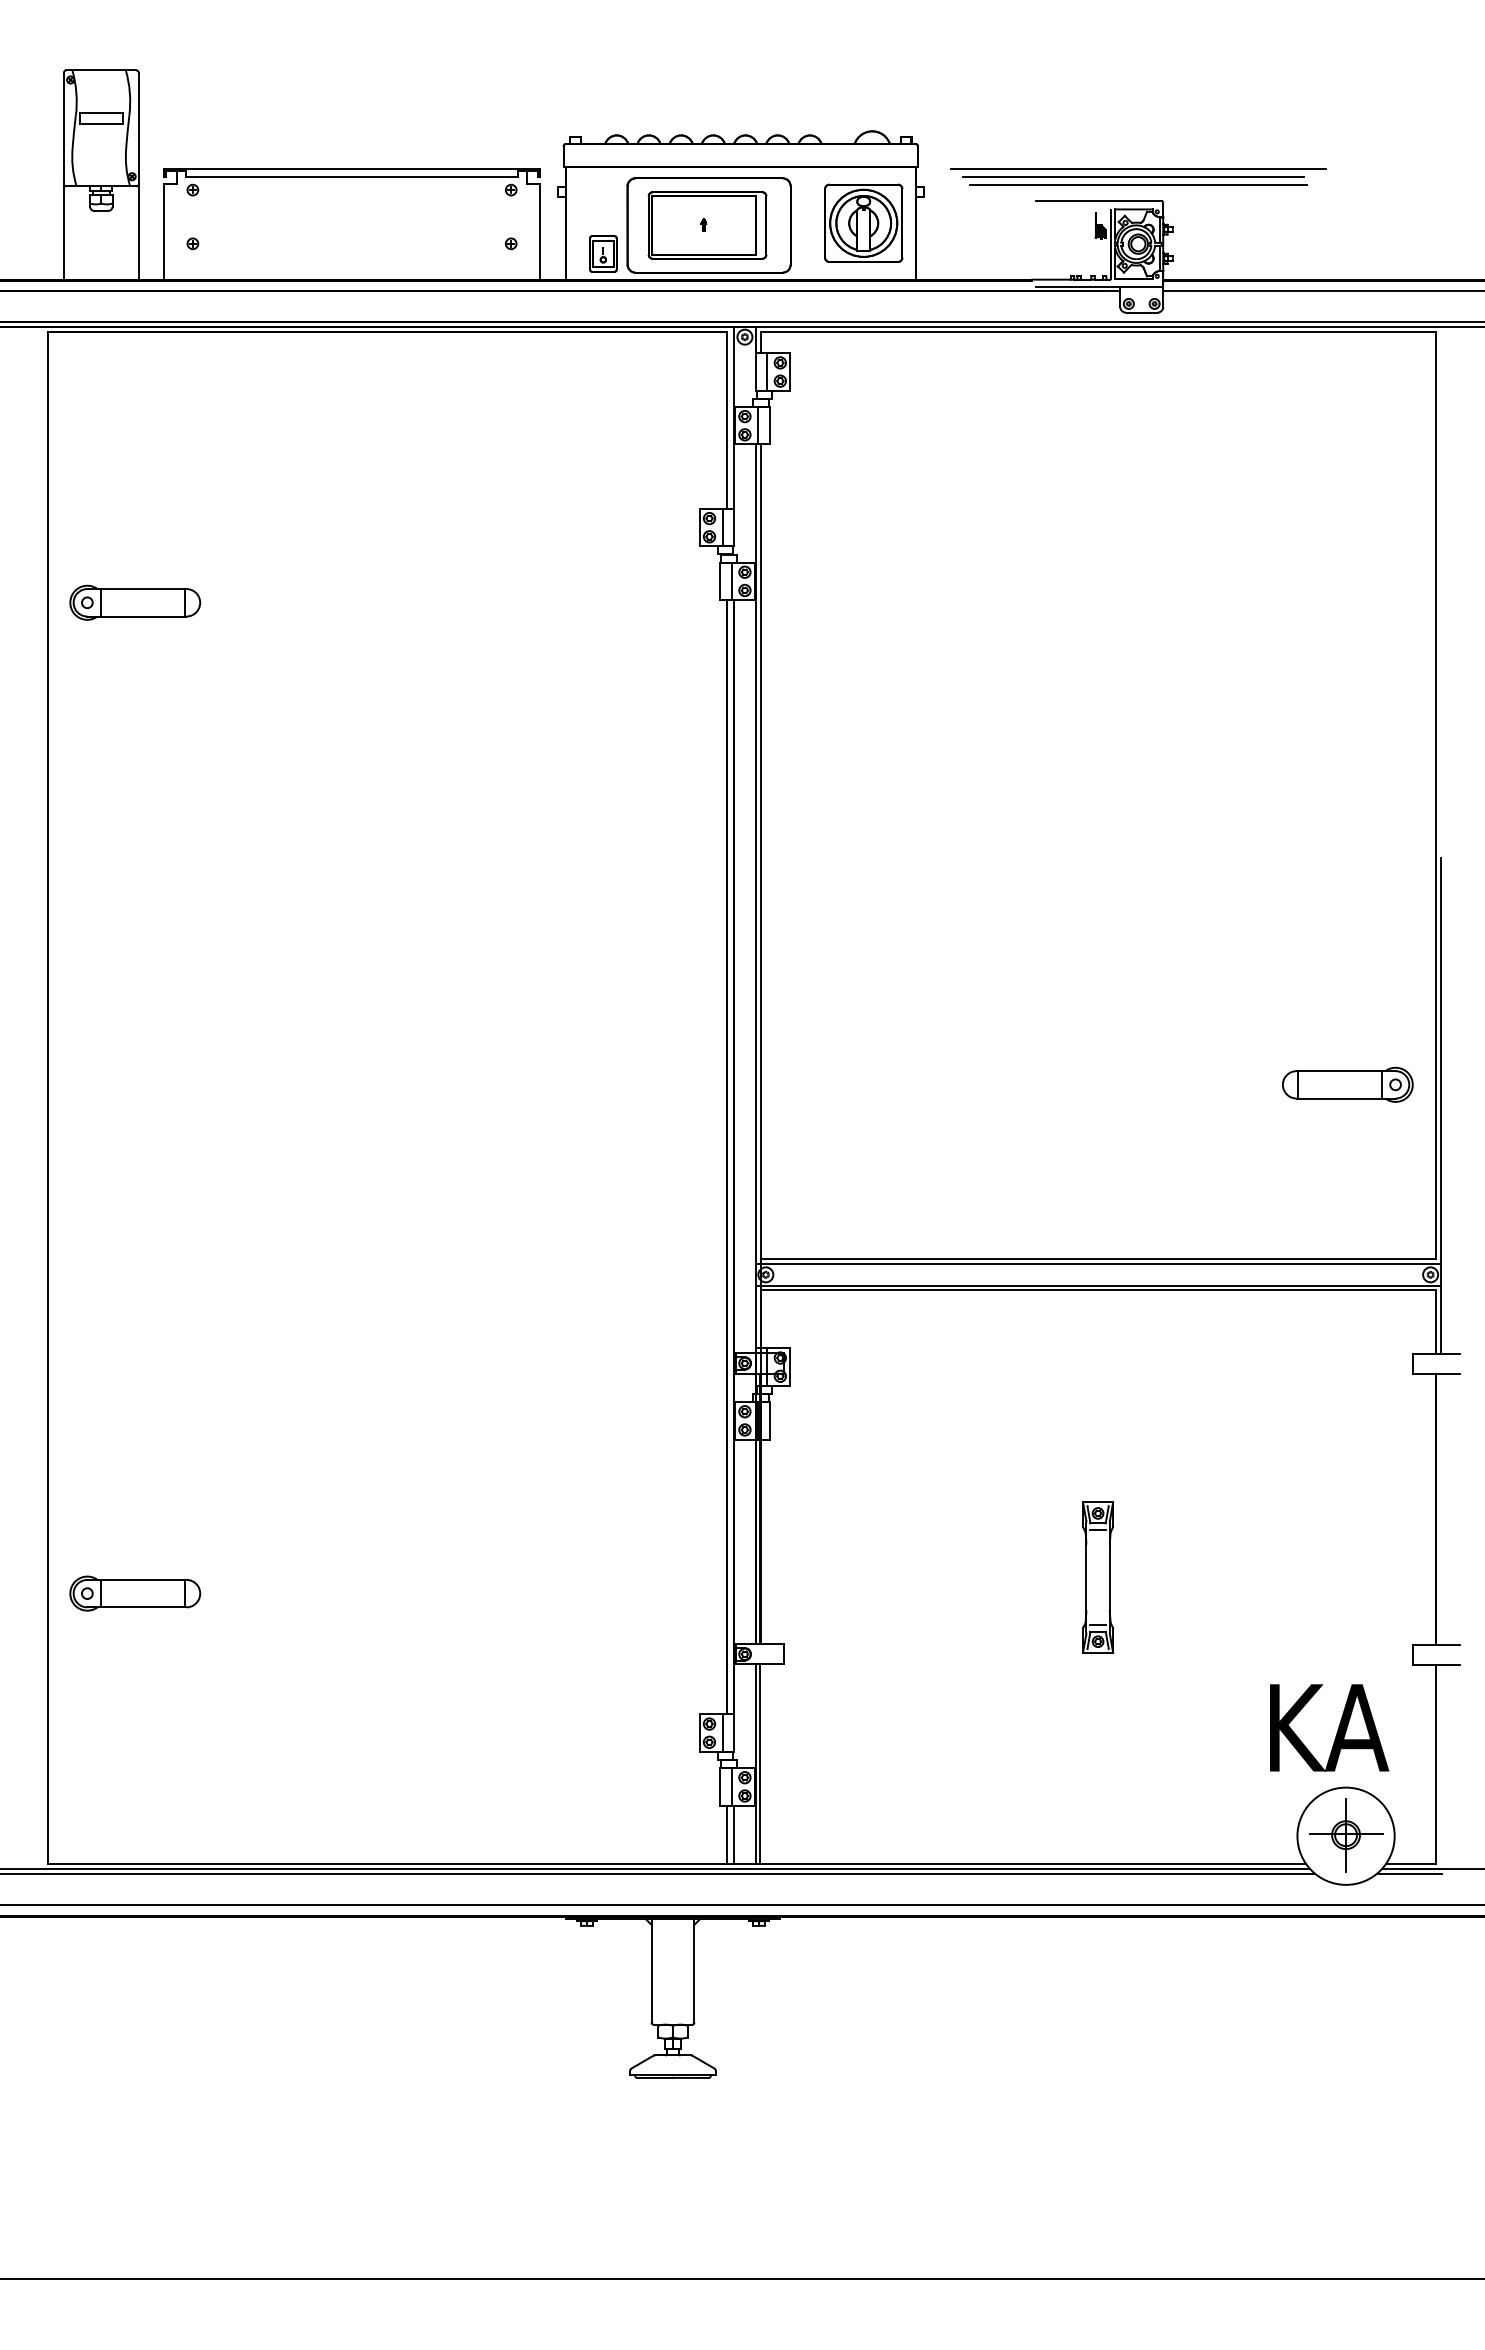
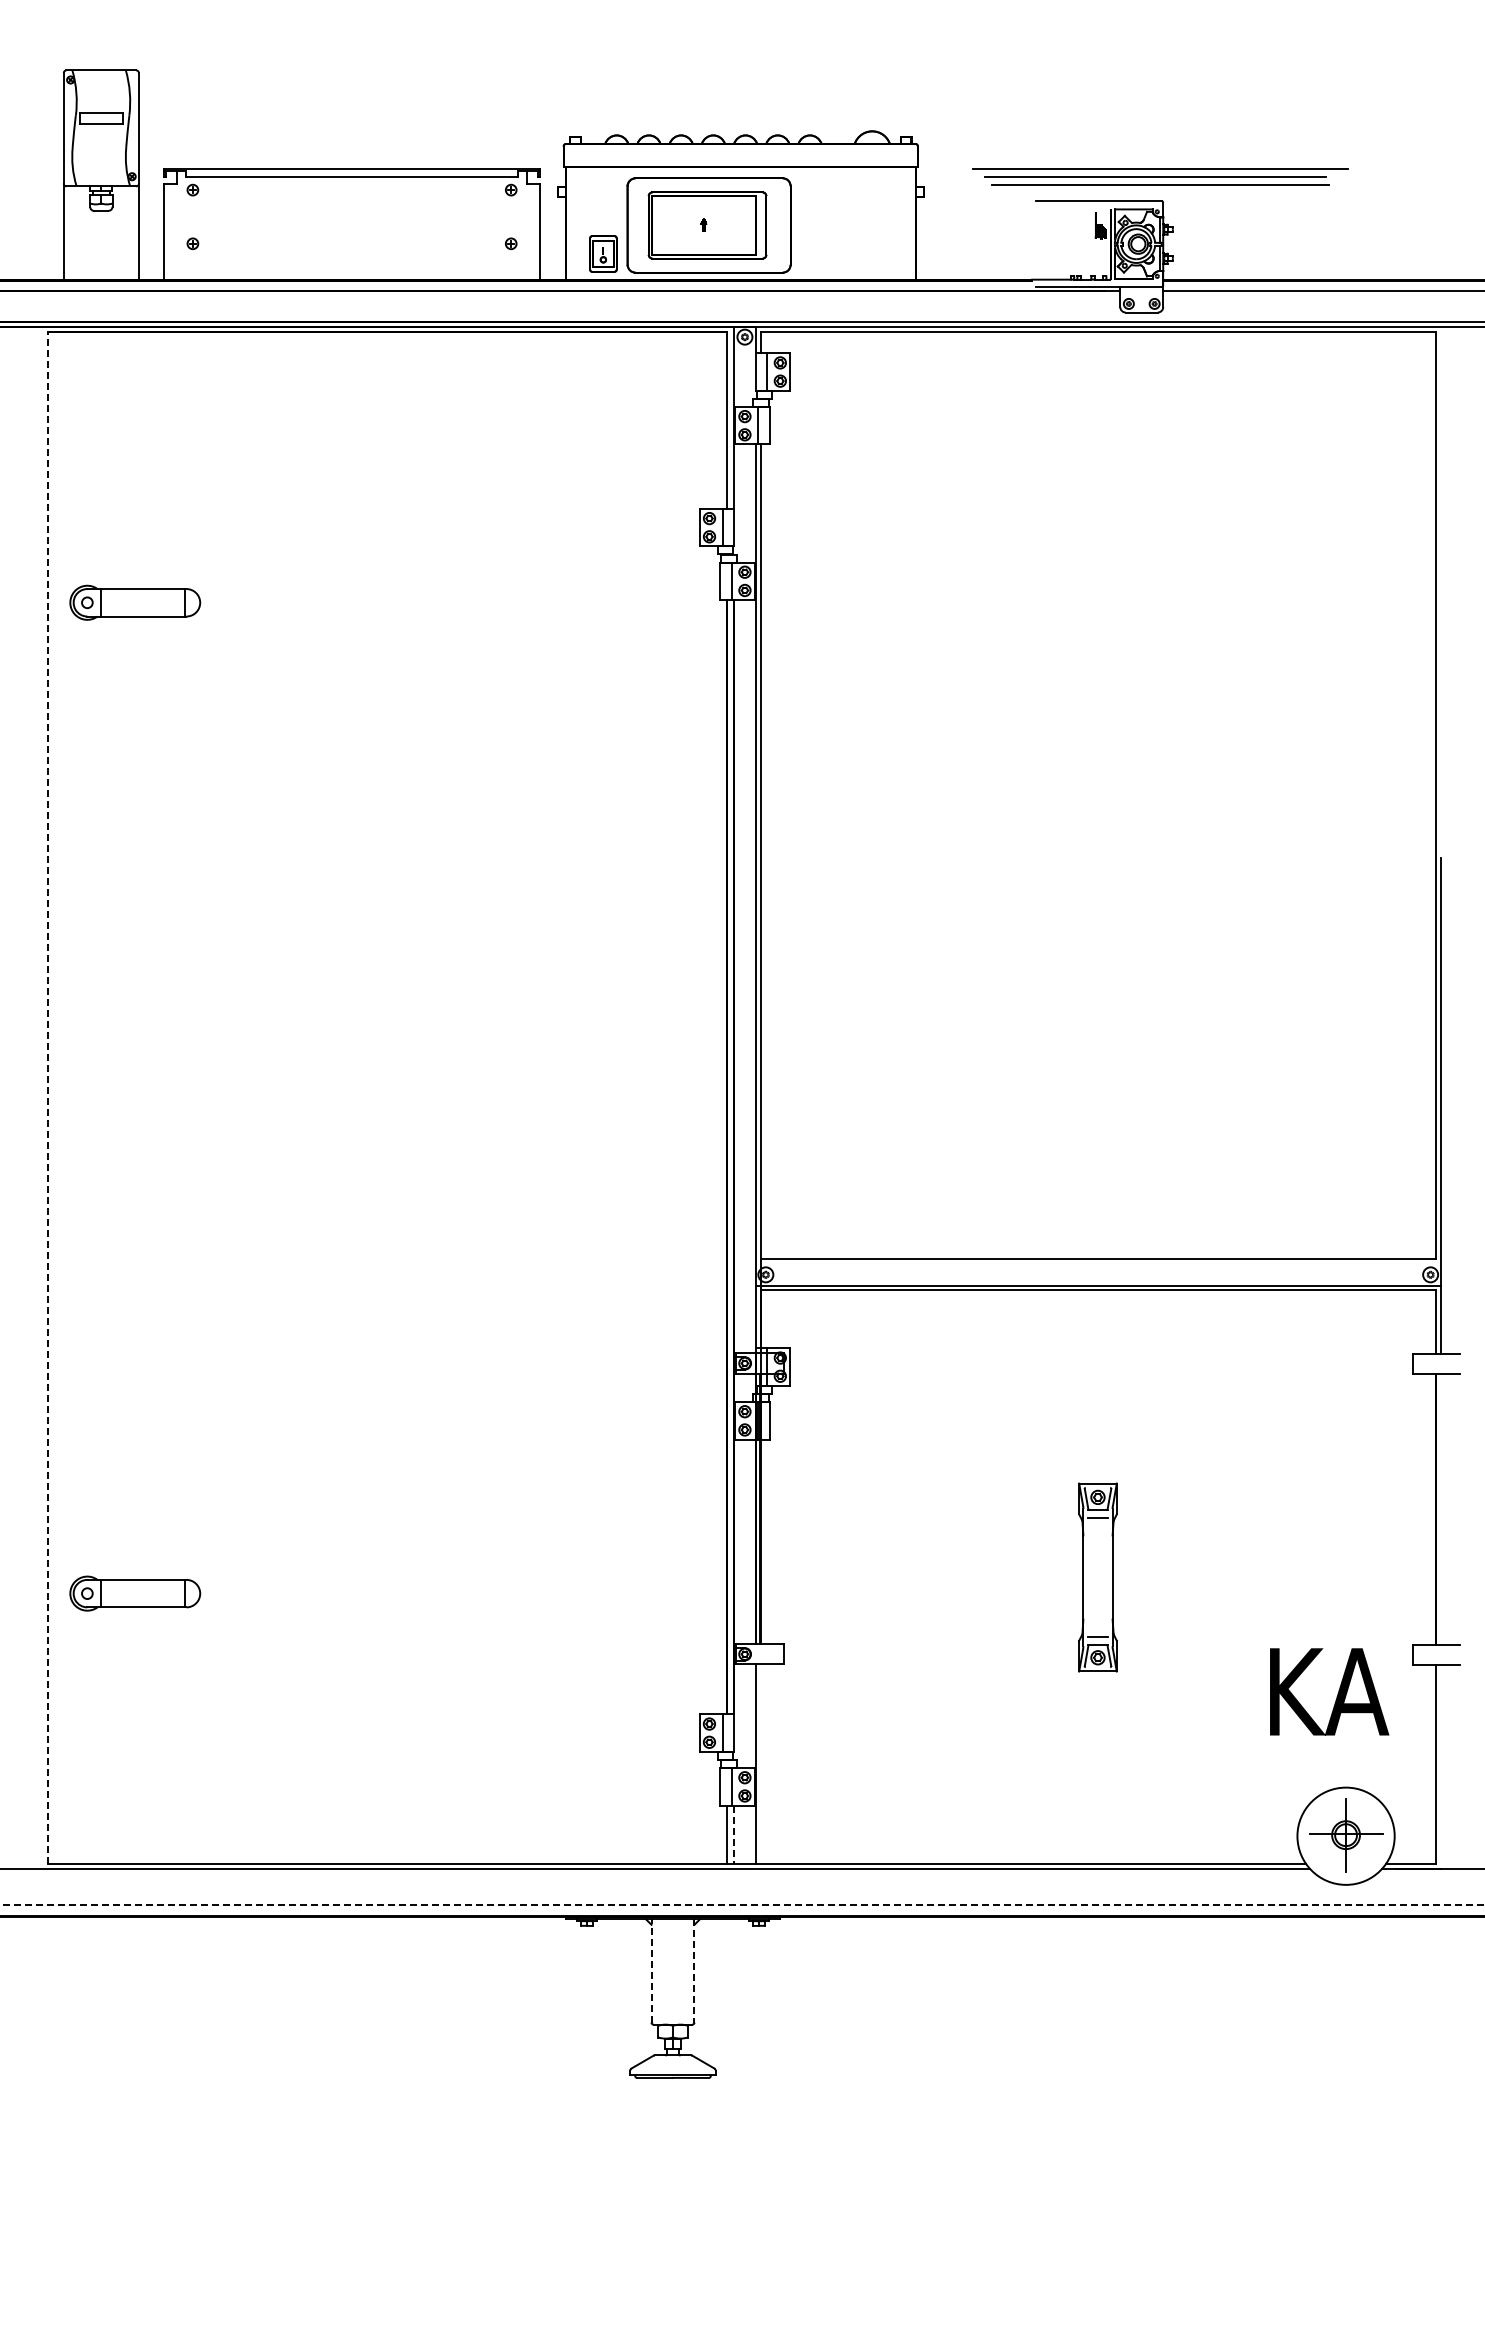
part position: (1138, 176) -> (1160, 176) (1160, 176)
part: present -> none (863, 222)
part: present -> none (1347, 1084)
line: solid -> dashed (47, 1097)
line: present -> none (1097, 1264)
part size: 33x153 px -> 40x191 px (1097, 1577)
text position: (1329, 1727) -> (1329, 1691) (1329, 1691)
line: present -> none (760, 1764)
line: solid -> dashed (734, 1835)
line: present -> none (658, 1874)
line: present -> none (1408, 1874)
line: solid -> dashed (742, 1905)
line: solid -> dashed (651, 1970)
line: solid -> dashed (694, 1970)
line: present -> none (741, 2279)
